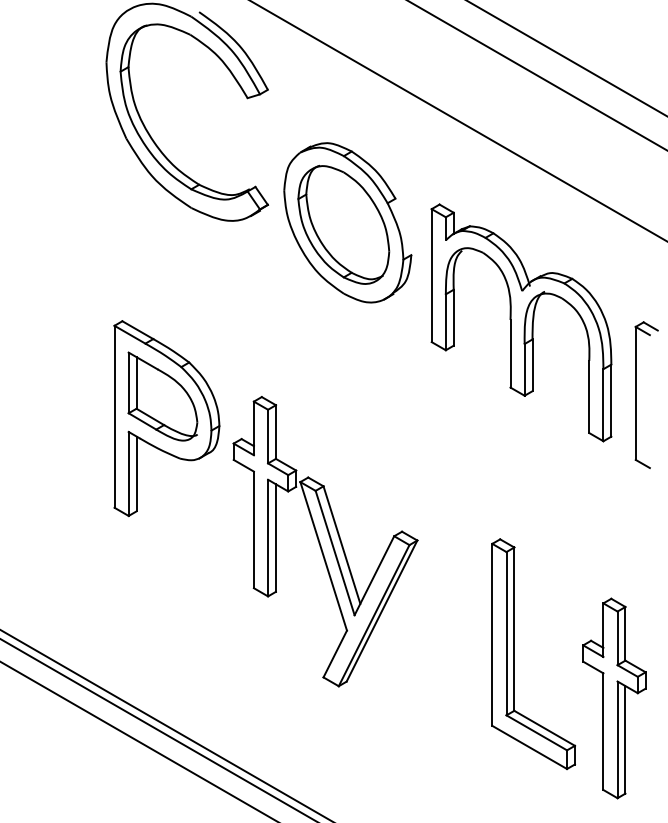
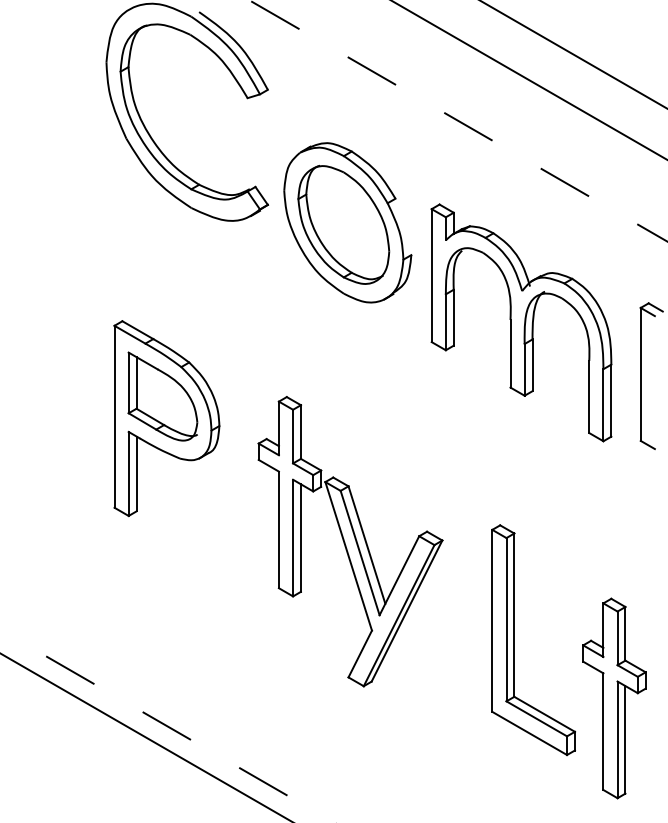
line position: (566, 58) -> (573, 54) (573, 54)
line position: (537, 75) -> (529, 80) (529, 80)
line: solid -> dashed (458, 120)
part position: (636, 394) -> (641, 375) (641, 375)
part position: (325, 541) -> (350, 541) (350, 541)
part position: (514, 654) -> (514, 640) (514, 640)
line: solid -> dashed (167, 726)
line: present -> none (157, 729)
line position: (138, 740) -> (145, 736) (145, 736)
